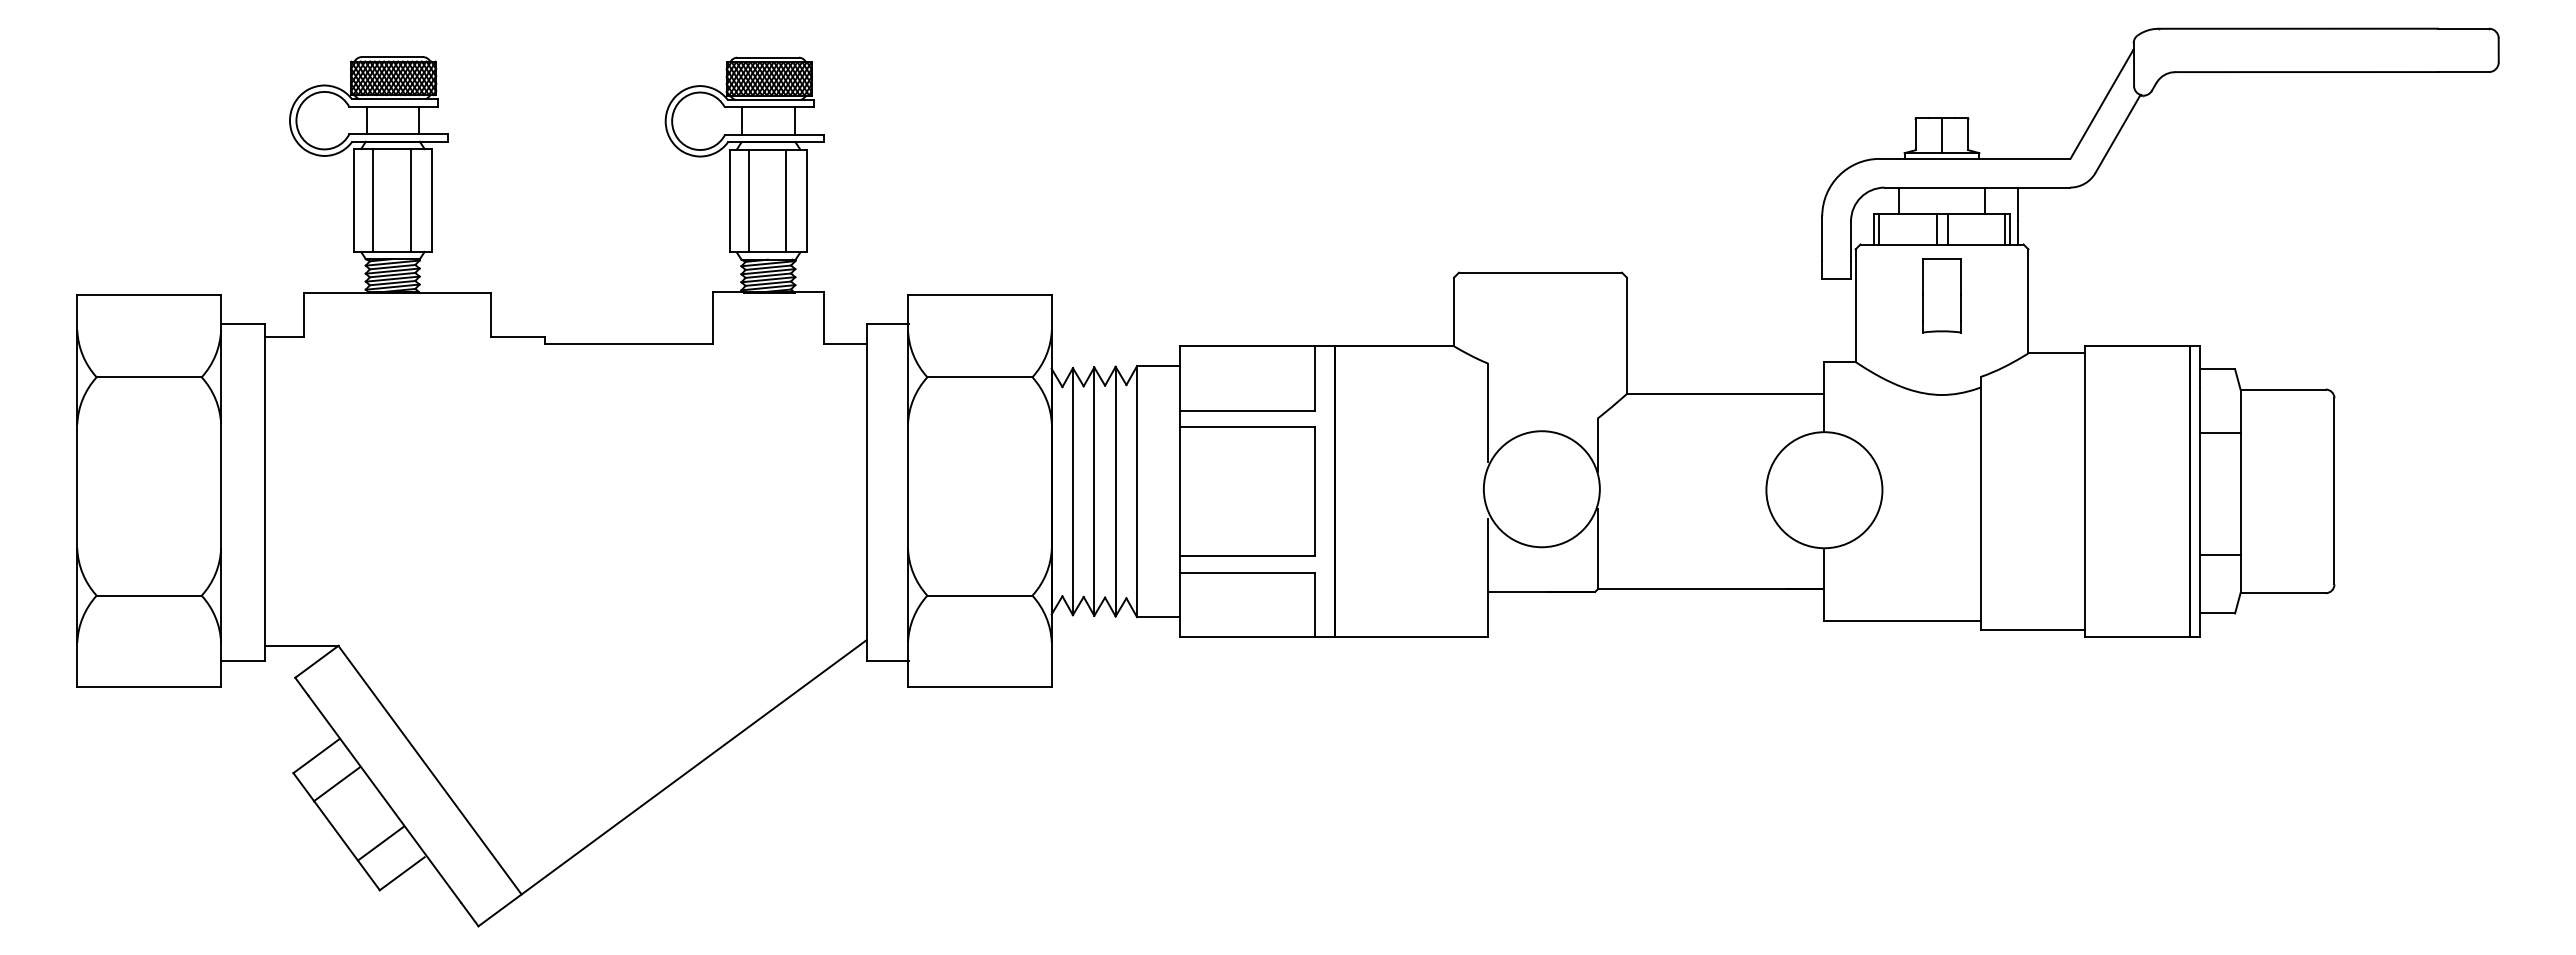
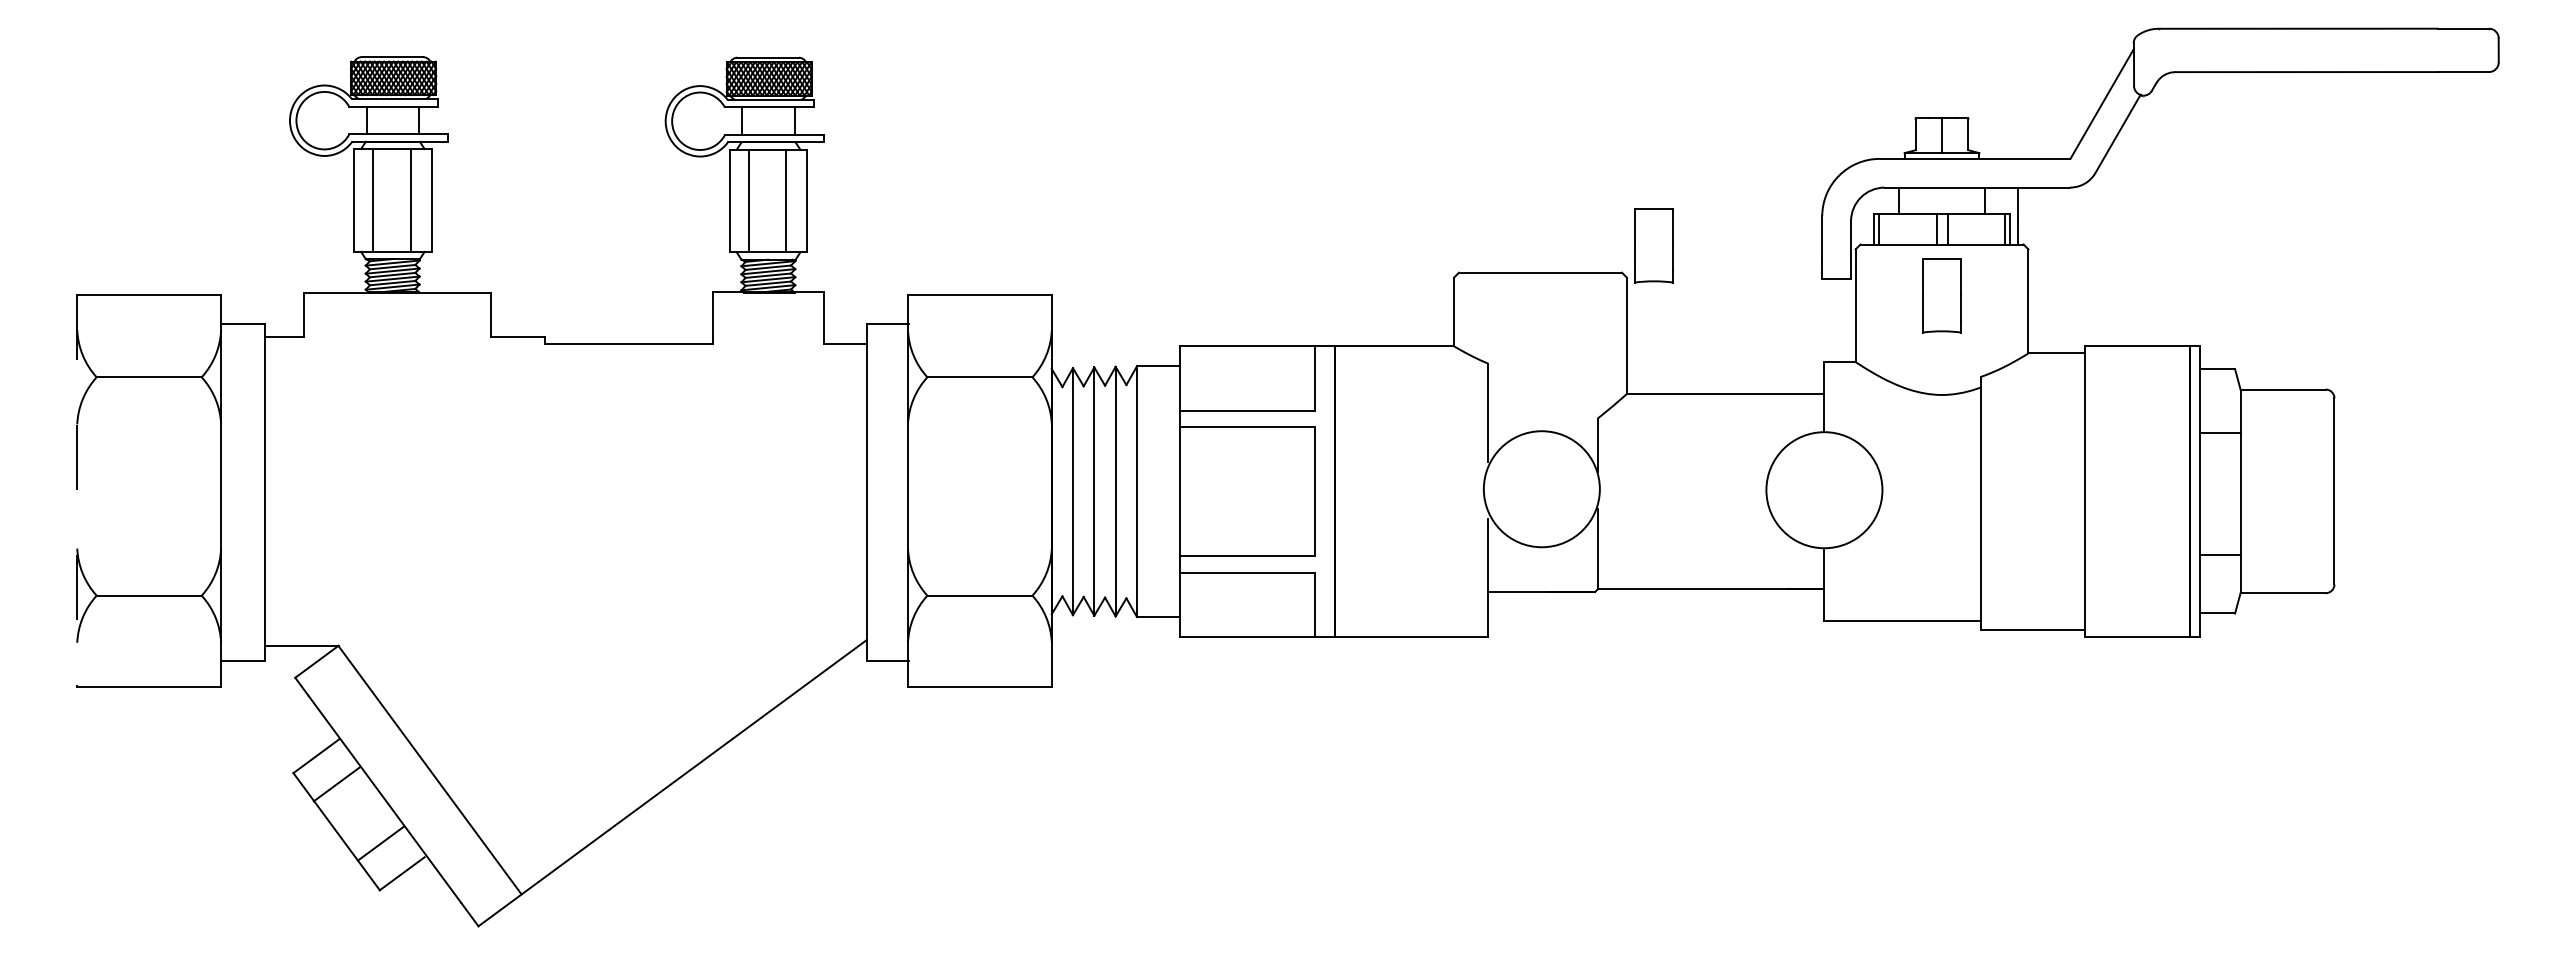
part: none -> present (1653, 245)
line: solid -> dashed (77, 490)
